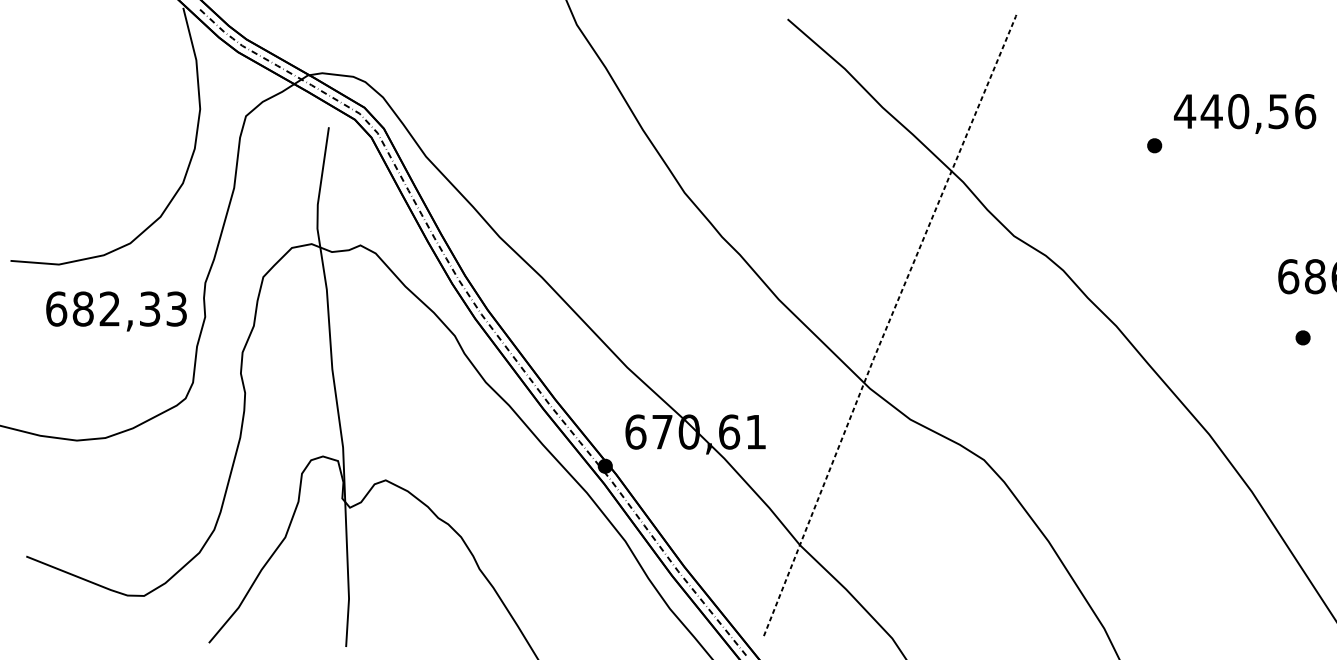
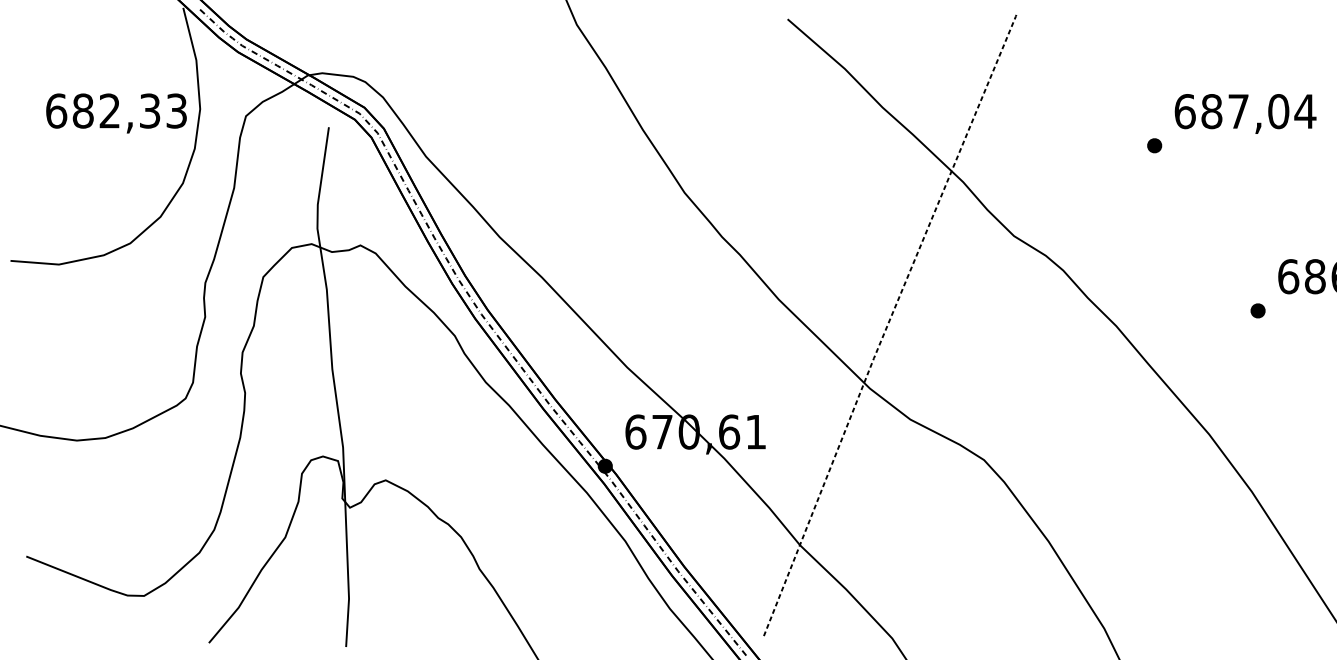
text: 440,56 -> 687,04 (1245, 111)
text position: (116, 311) -> (116, 113) (116, 113)
part position: (1302, 337) -> (1257, 310) (1257, 310)
